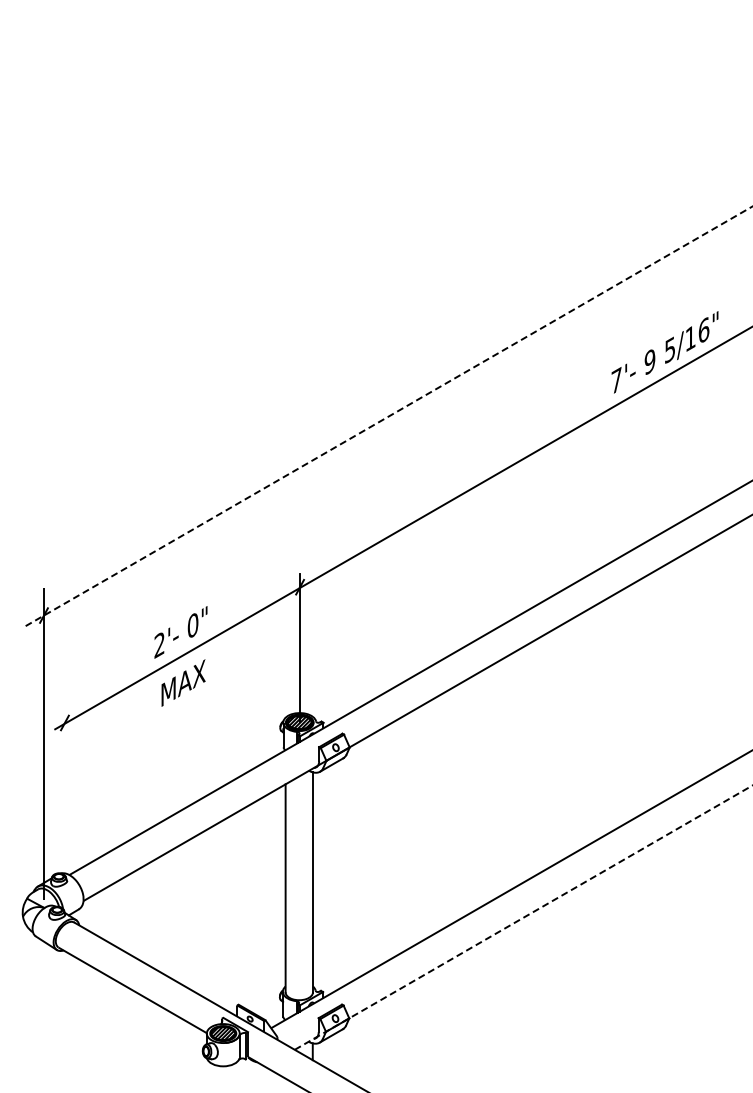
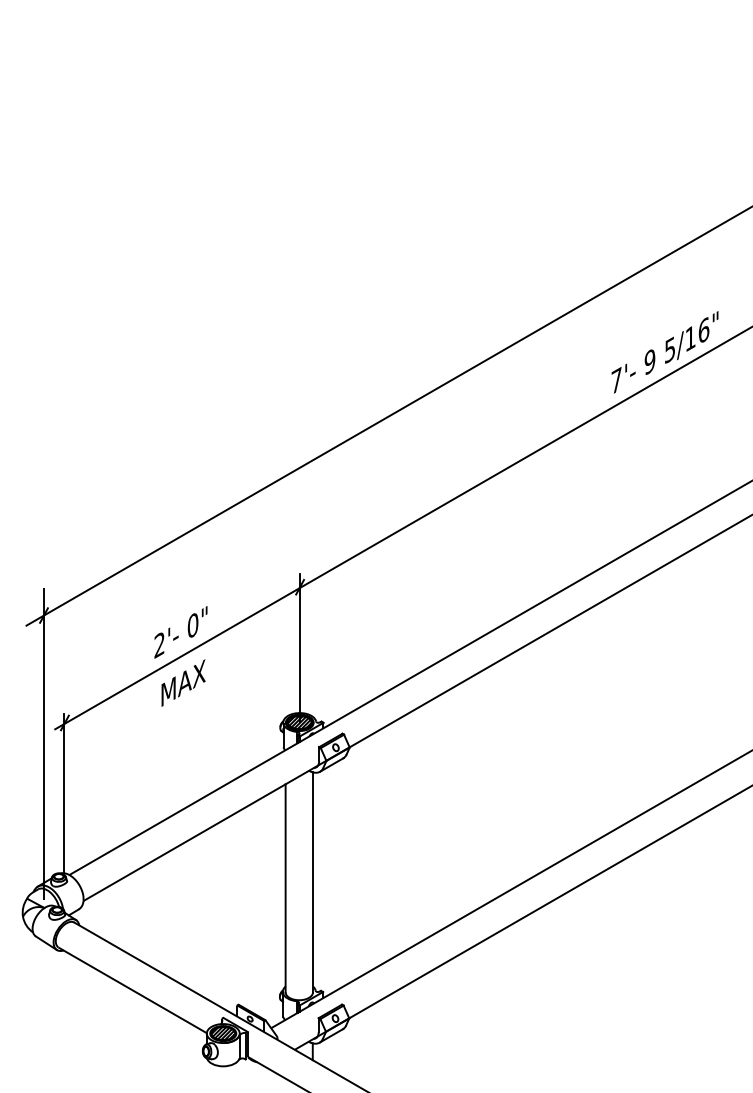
line: dashed -> solid (389, 416)
line: none -> present (64, 793)
line: dashed -> solid (524, 917)
